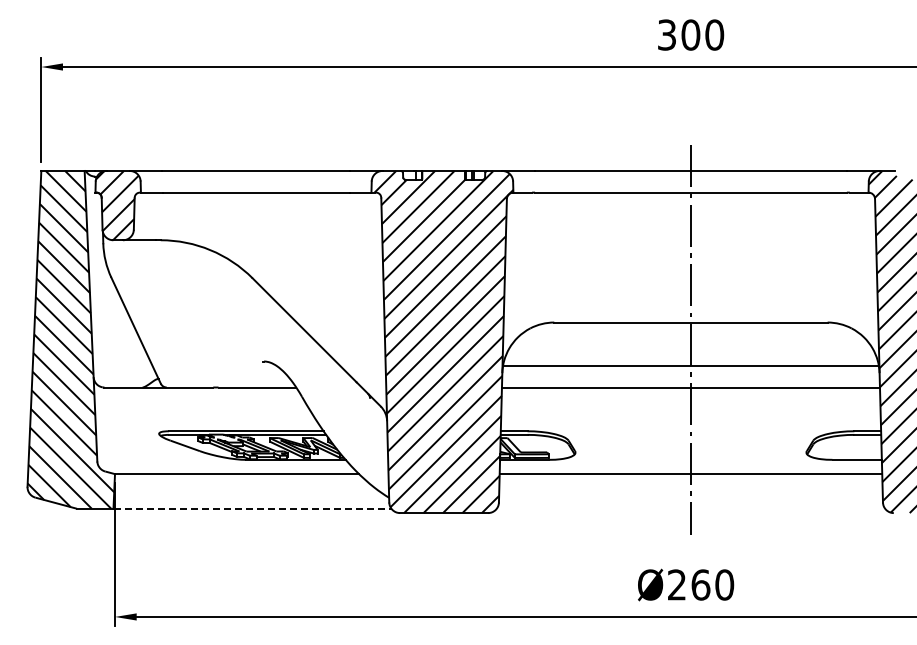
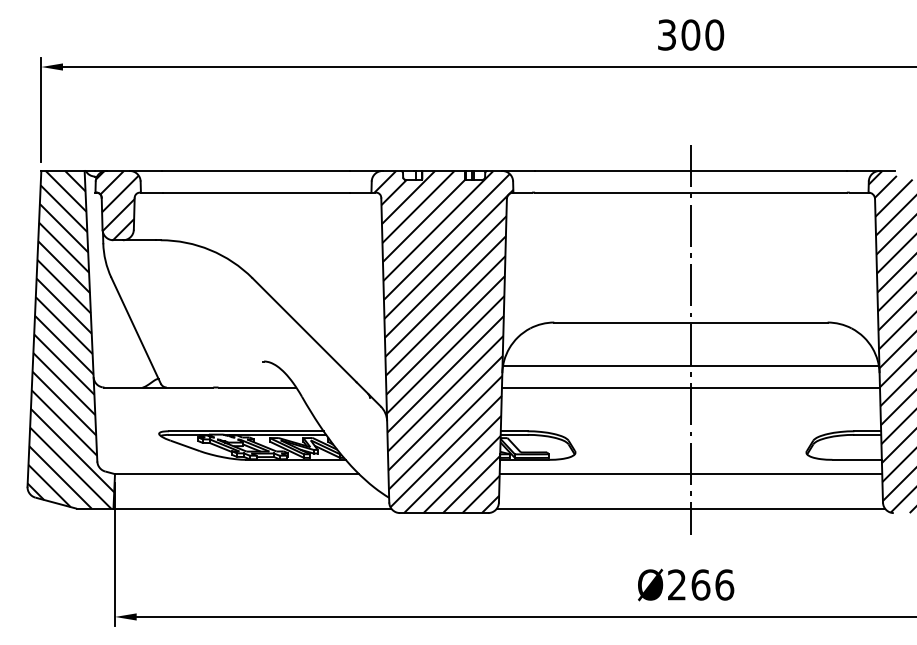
line: dashed -> solid (252, 508)
line: none -> present (690, 508)
text: Ø260 -> Ø266 (724, 584)
